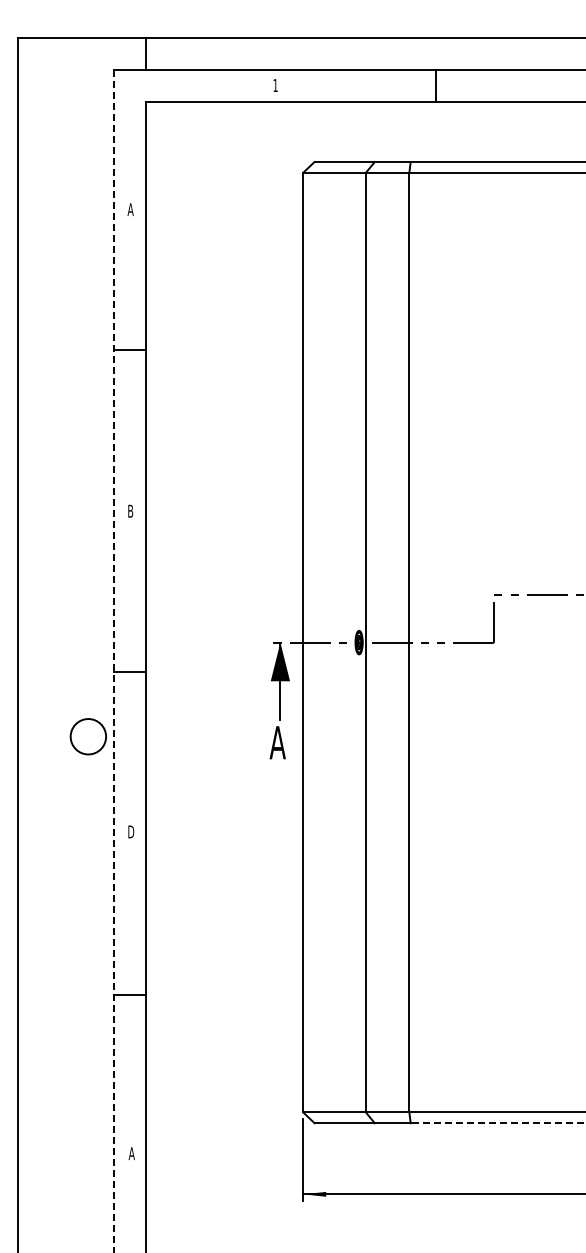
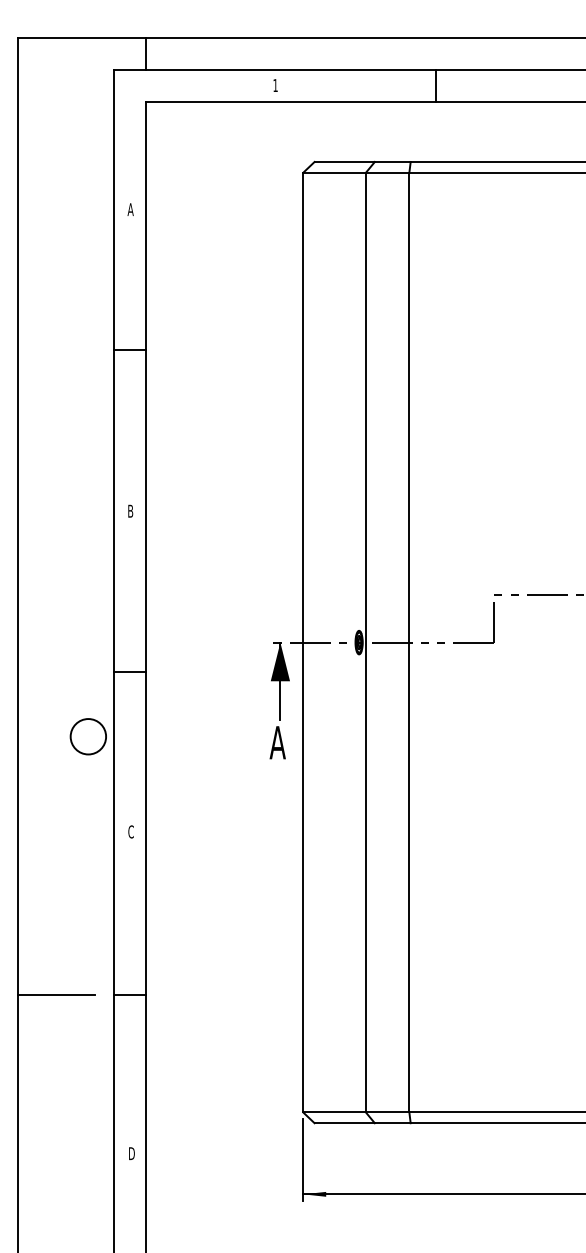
line: dashed -> solid (114, 661)
text: D -> C (131, 831)
line: none -> present (55, 994)
line: dashed -> solid (497, 1123)
text: A -> D (131, 1153)
